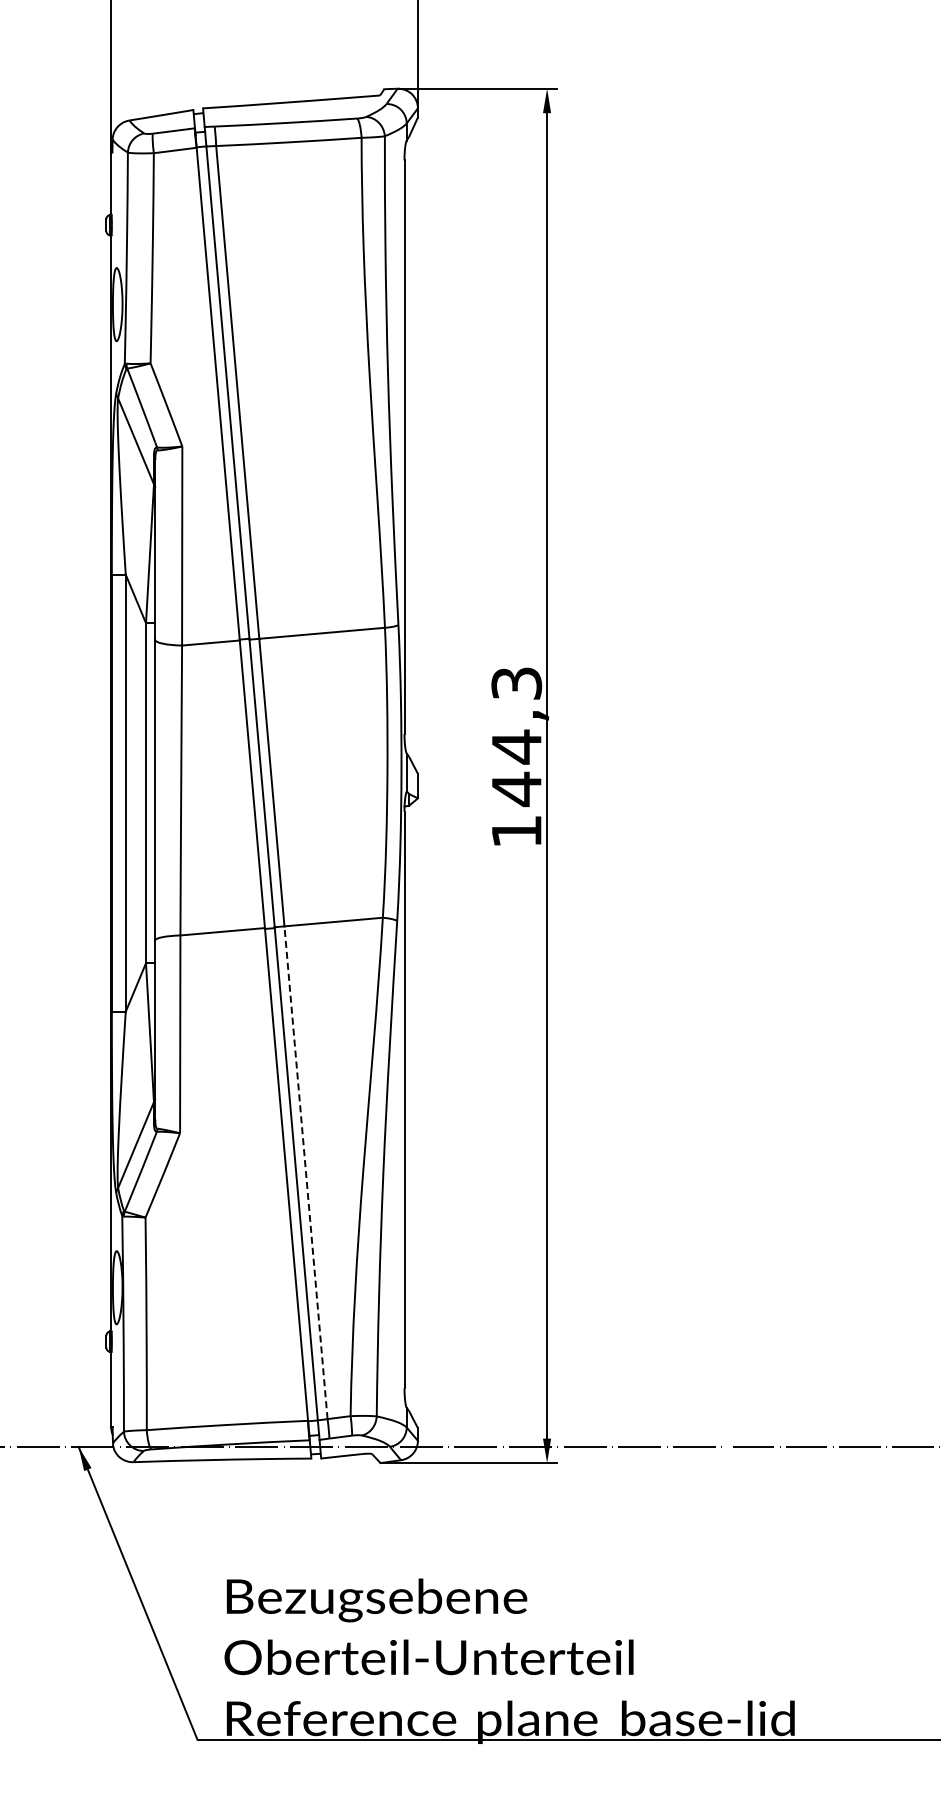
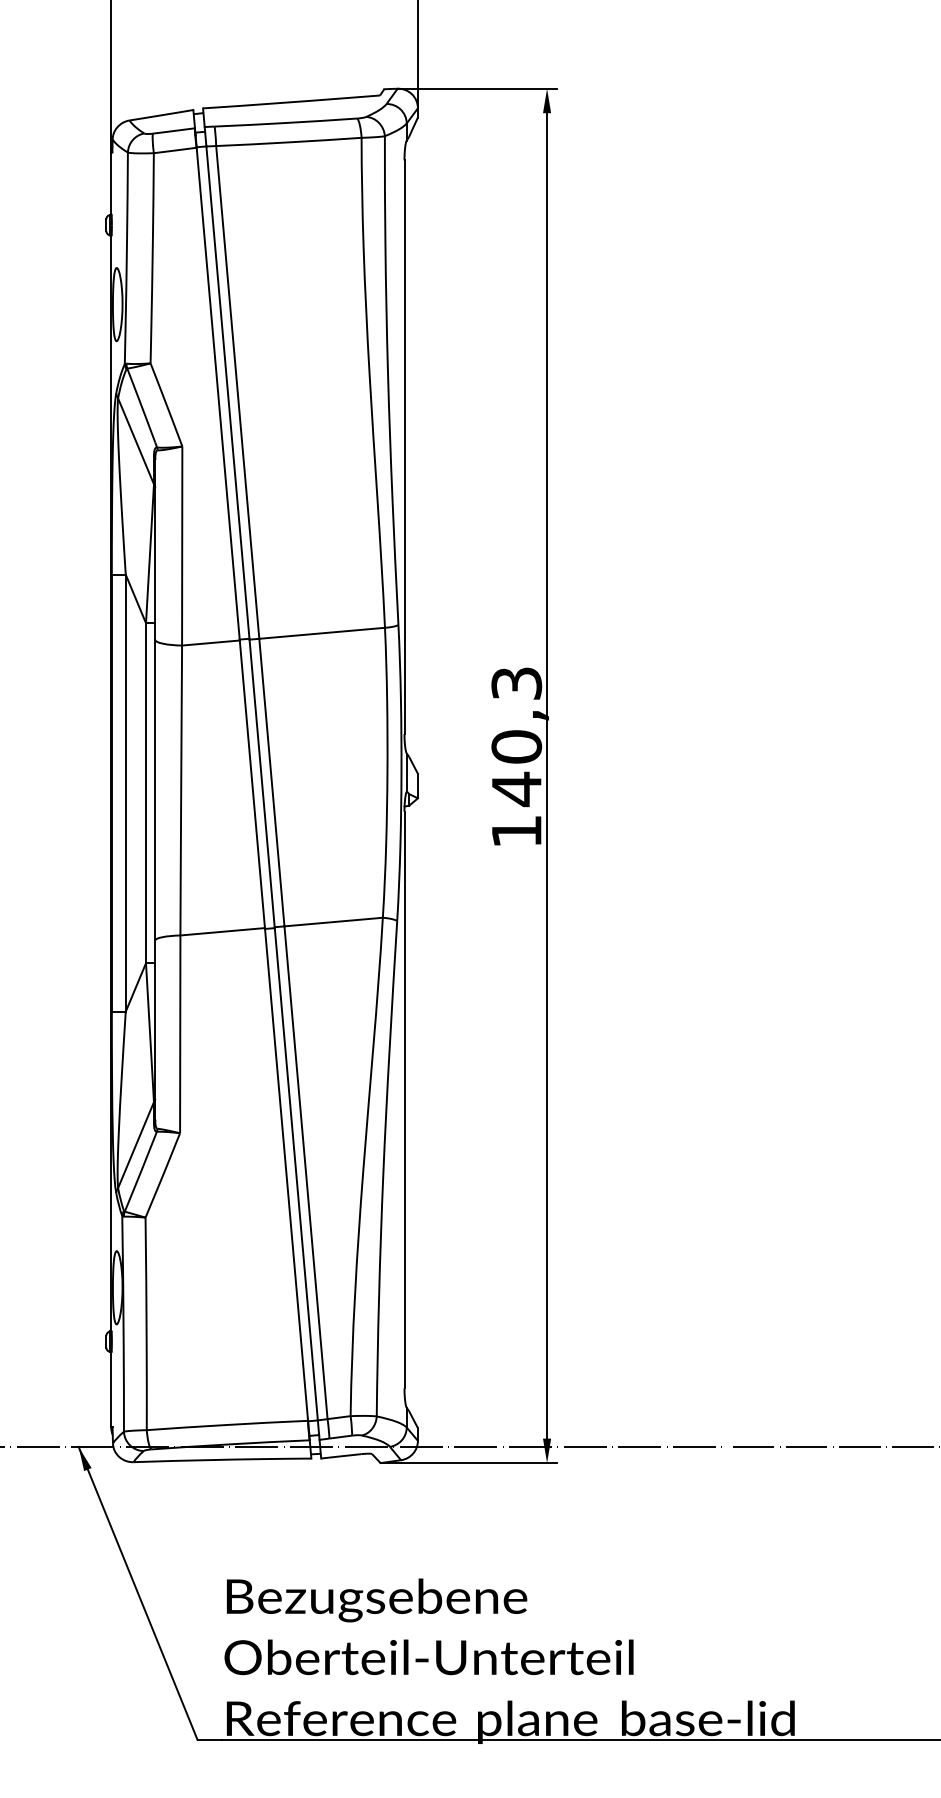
text: 144,3 -> 140,3 (516, 746)
line: dashed -> solid (305, 1172)
